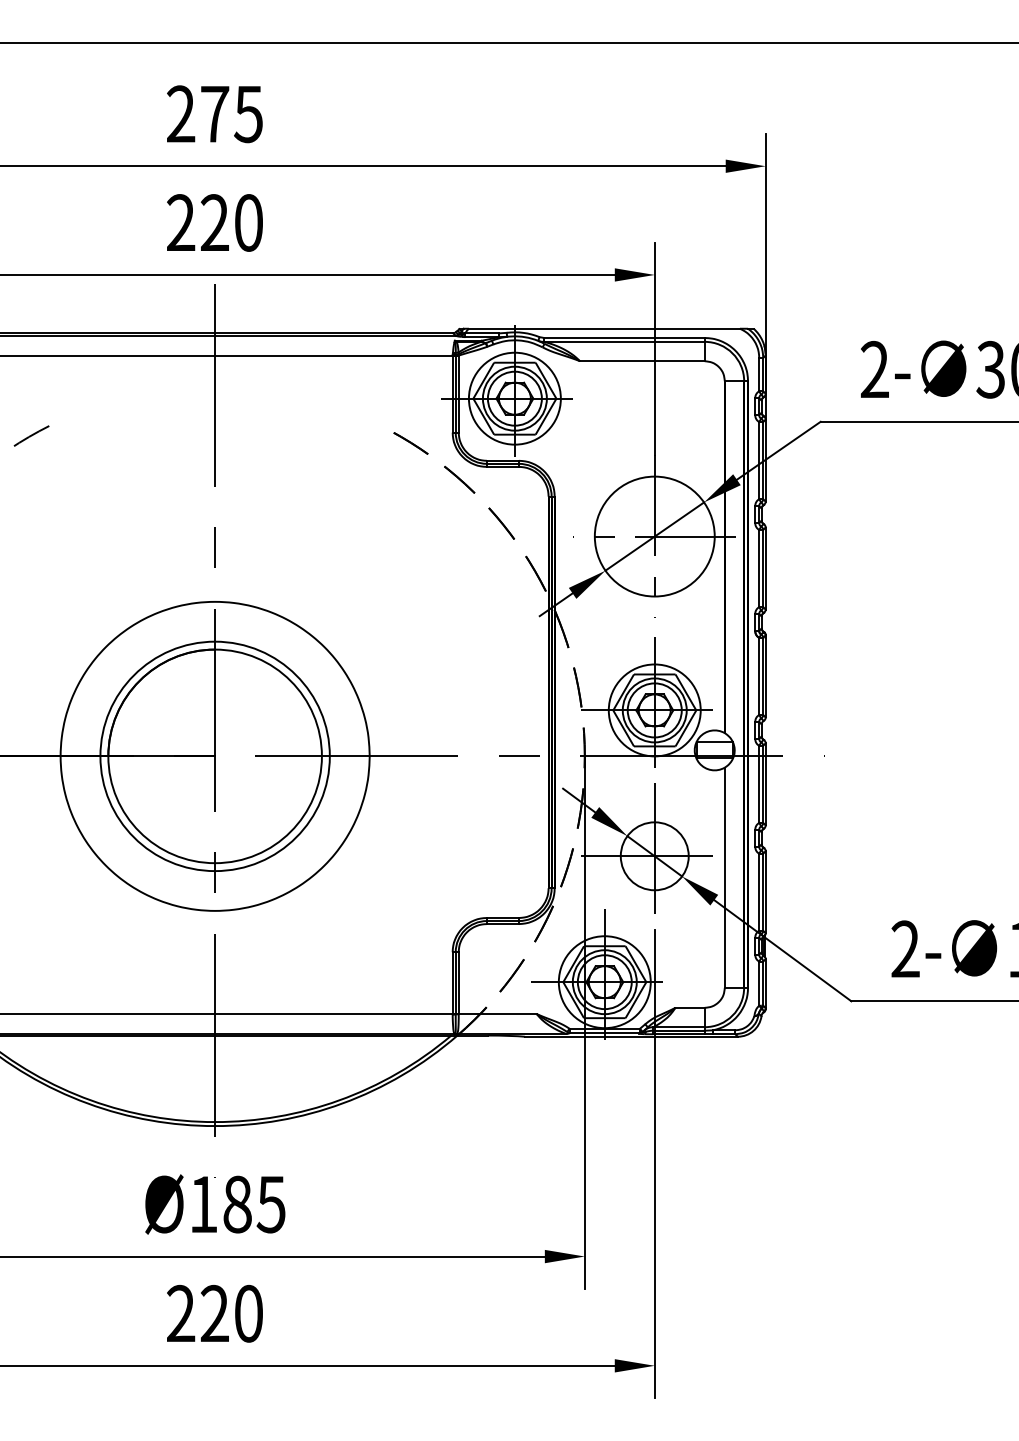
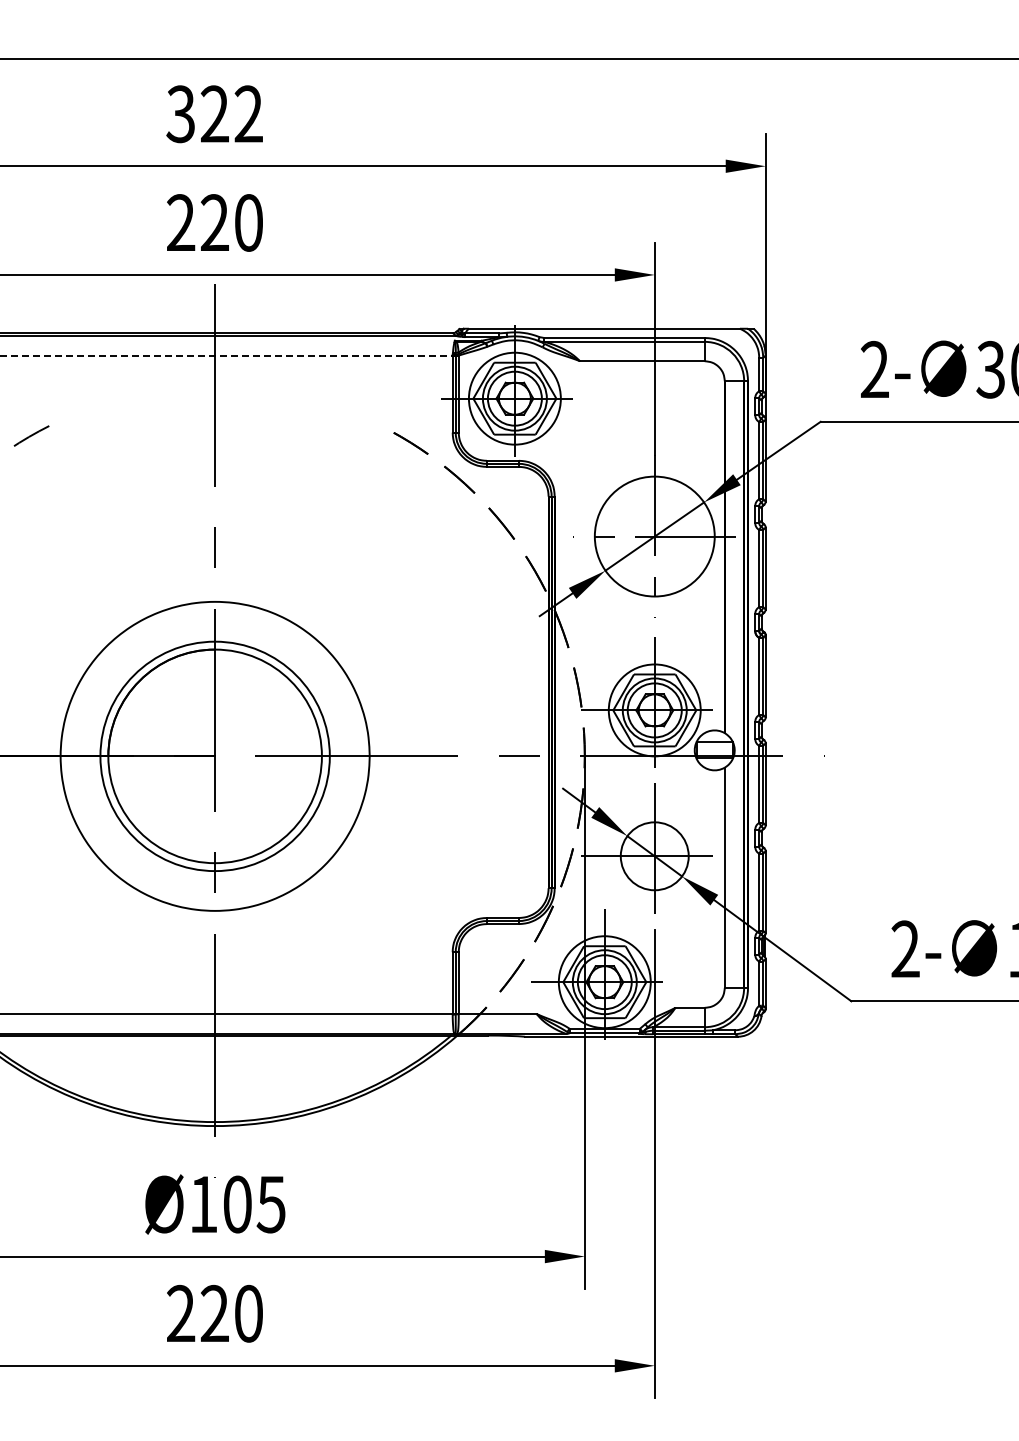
line position: (508, 43) -> (508, 59) (508, 59)
text: 275 -> 322 (214, 114)
line: solid -> dashed (227, 355)
text: Ø185 -> Ø105 (237, 1204)
